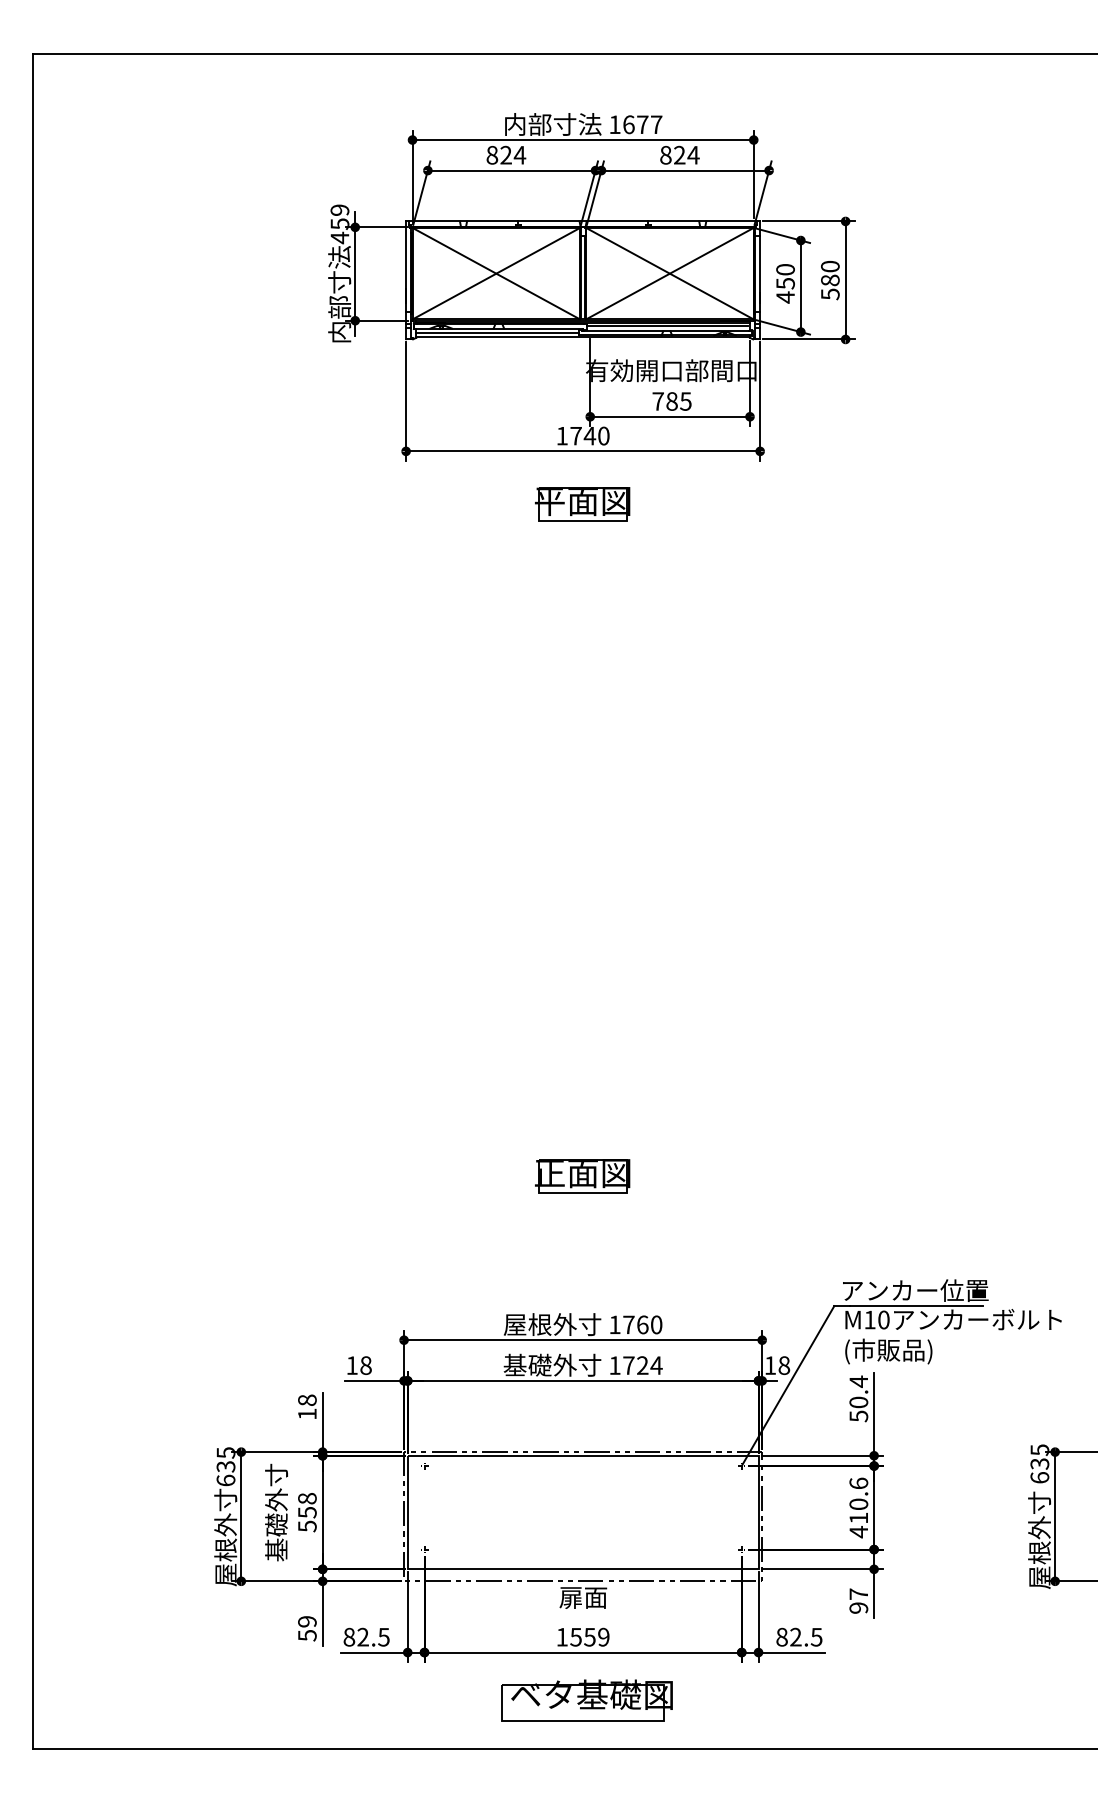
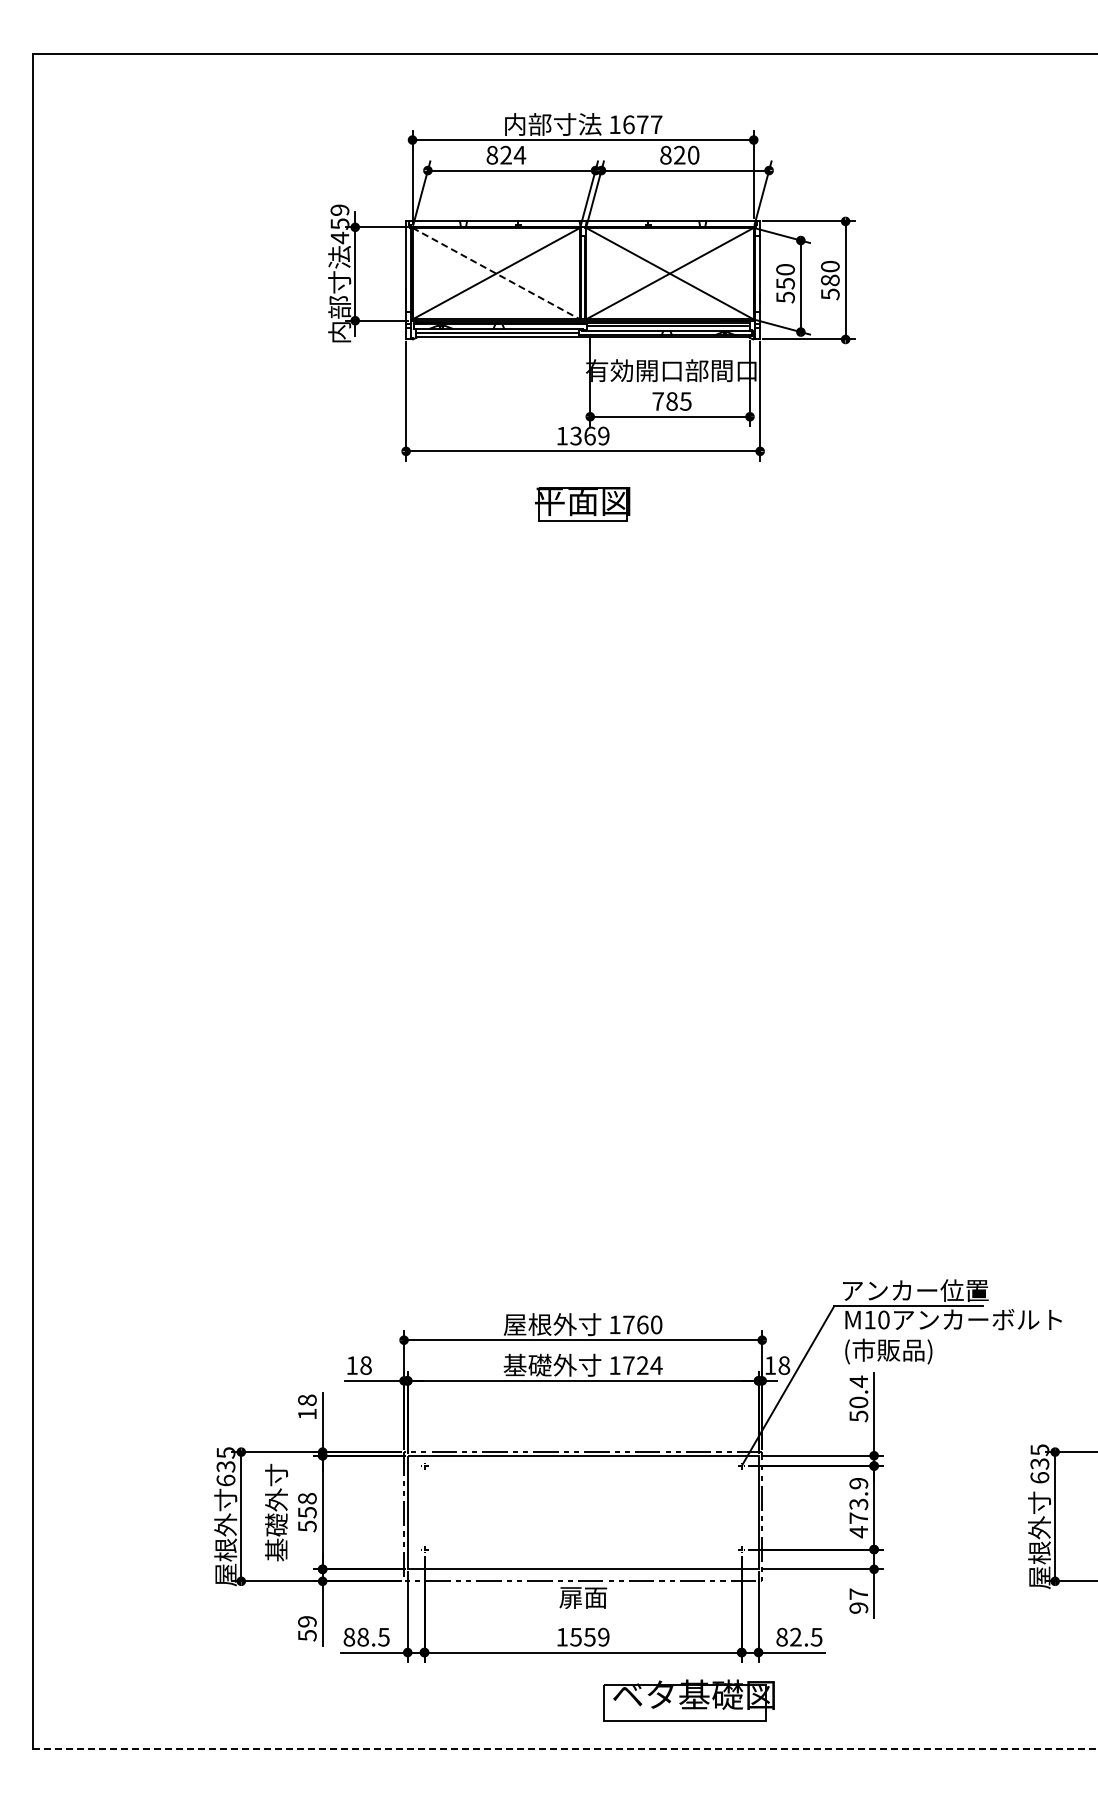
text: 824 -> 820 (693, 154)
line: solid -> dashed (496, 273)
text: 450 -> 550 (785, 297)
text: 1740 -> 1369 (589, 435)
part: present -> none (582, 1176)
text: 410.6 -> 473.9 (858, 1500)
text: 82.5 -> 88.5 (362, 1636)
part position: (586, 1700) -> (688, 1700) (688, 1700)
line: solid -> dashed (565, 1748)
